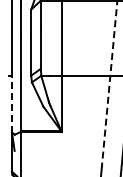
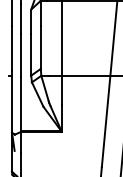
line: dashed -> solid (109, 83)
line: dashed -> solid (12, 101)
